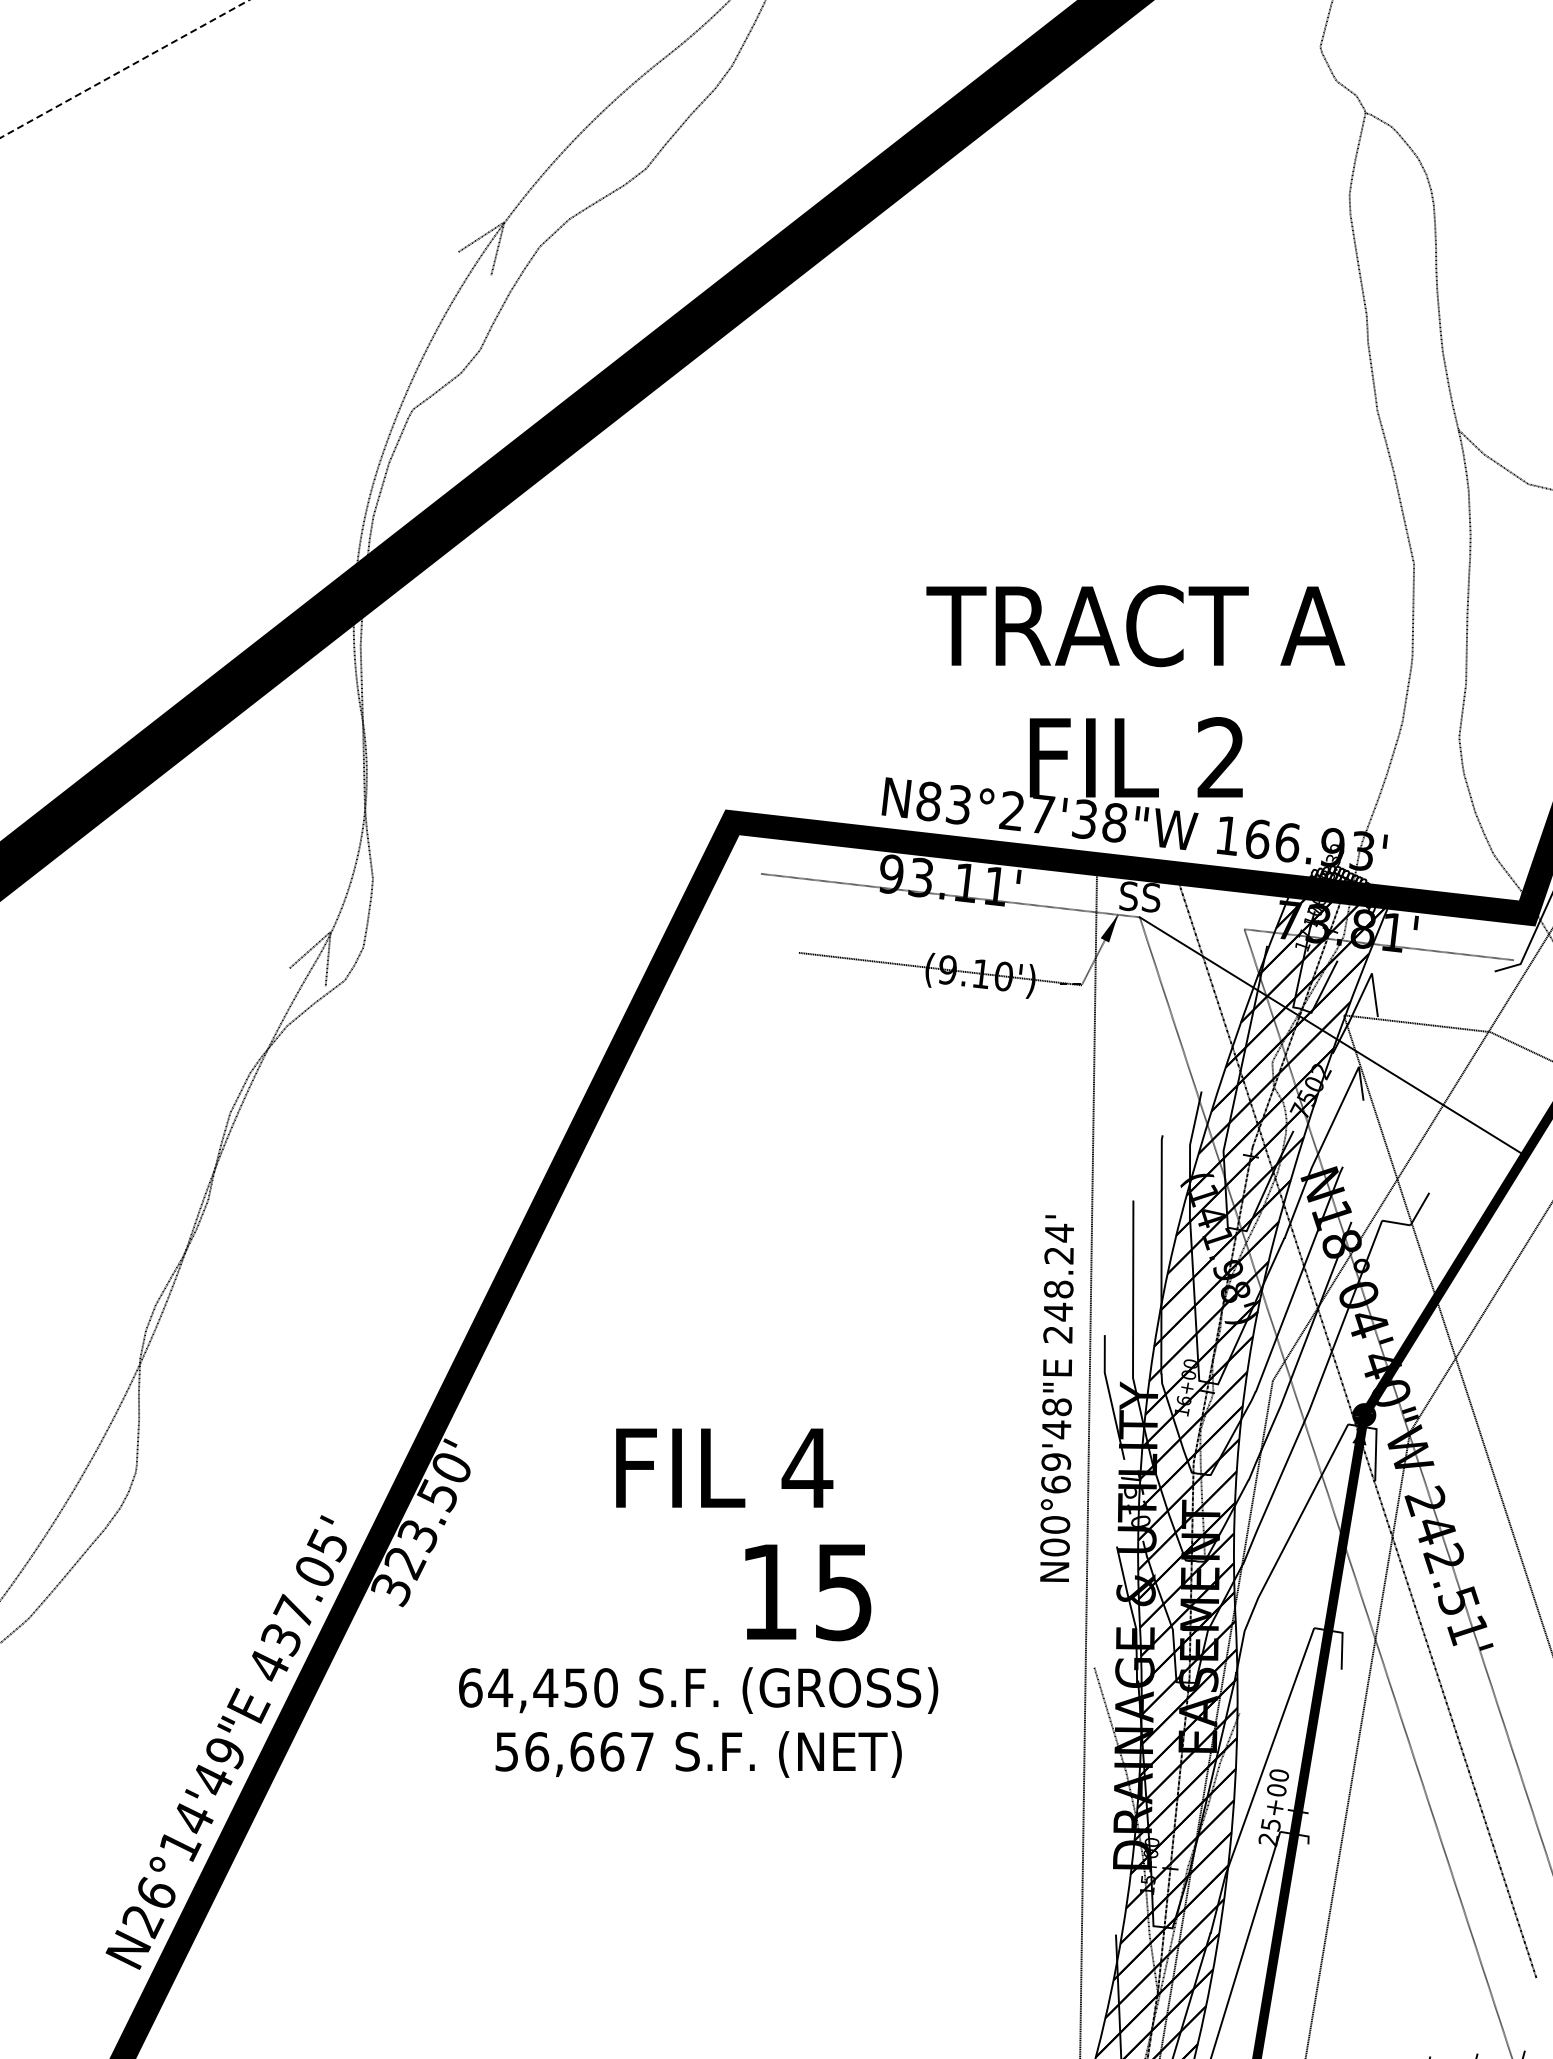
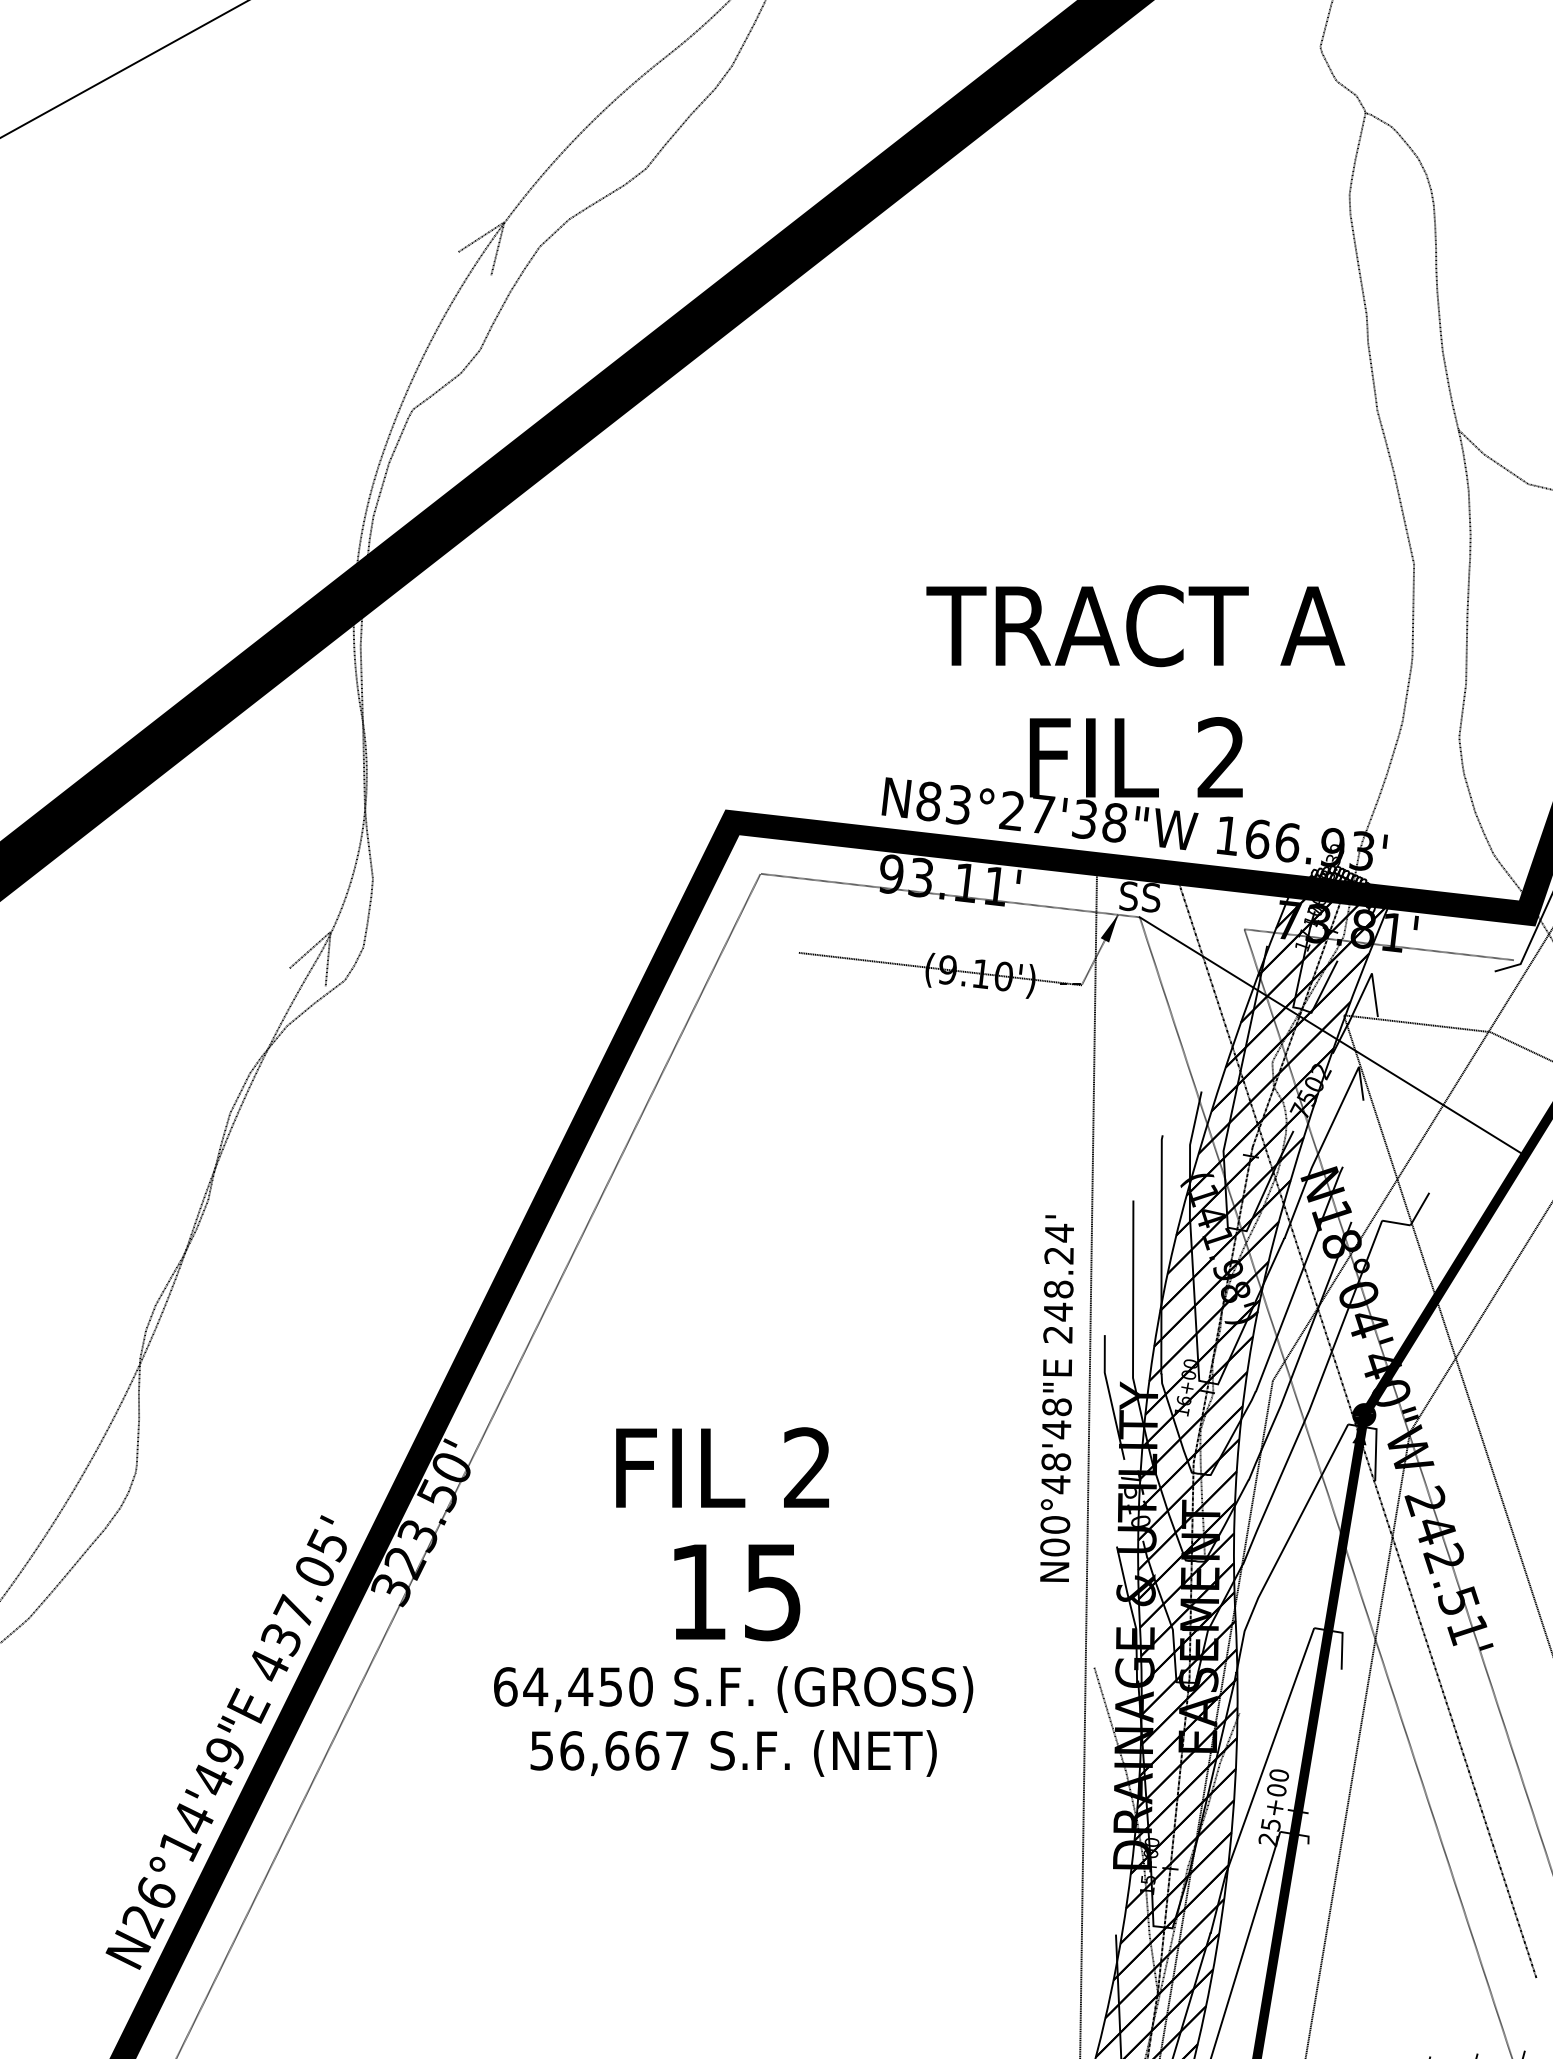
line: dashed -> solid (124, 69)
line: none -> present (468, 1464)
text: 4 -> 2 (807, 1467)
text: N00°69'48"E -> N00°48'48"E (1056, 1473)
text position: (808, 1592) -> (737, 1592) (737, 1592)
text position: (698, 1722) -> (733, 1721) (733, 1721)
